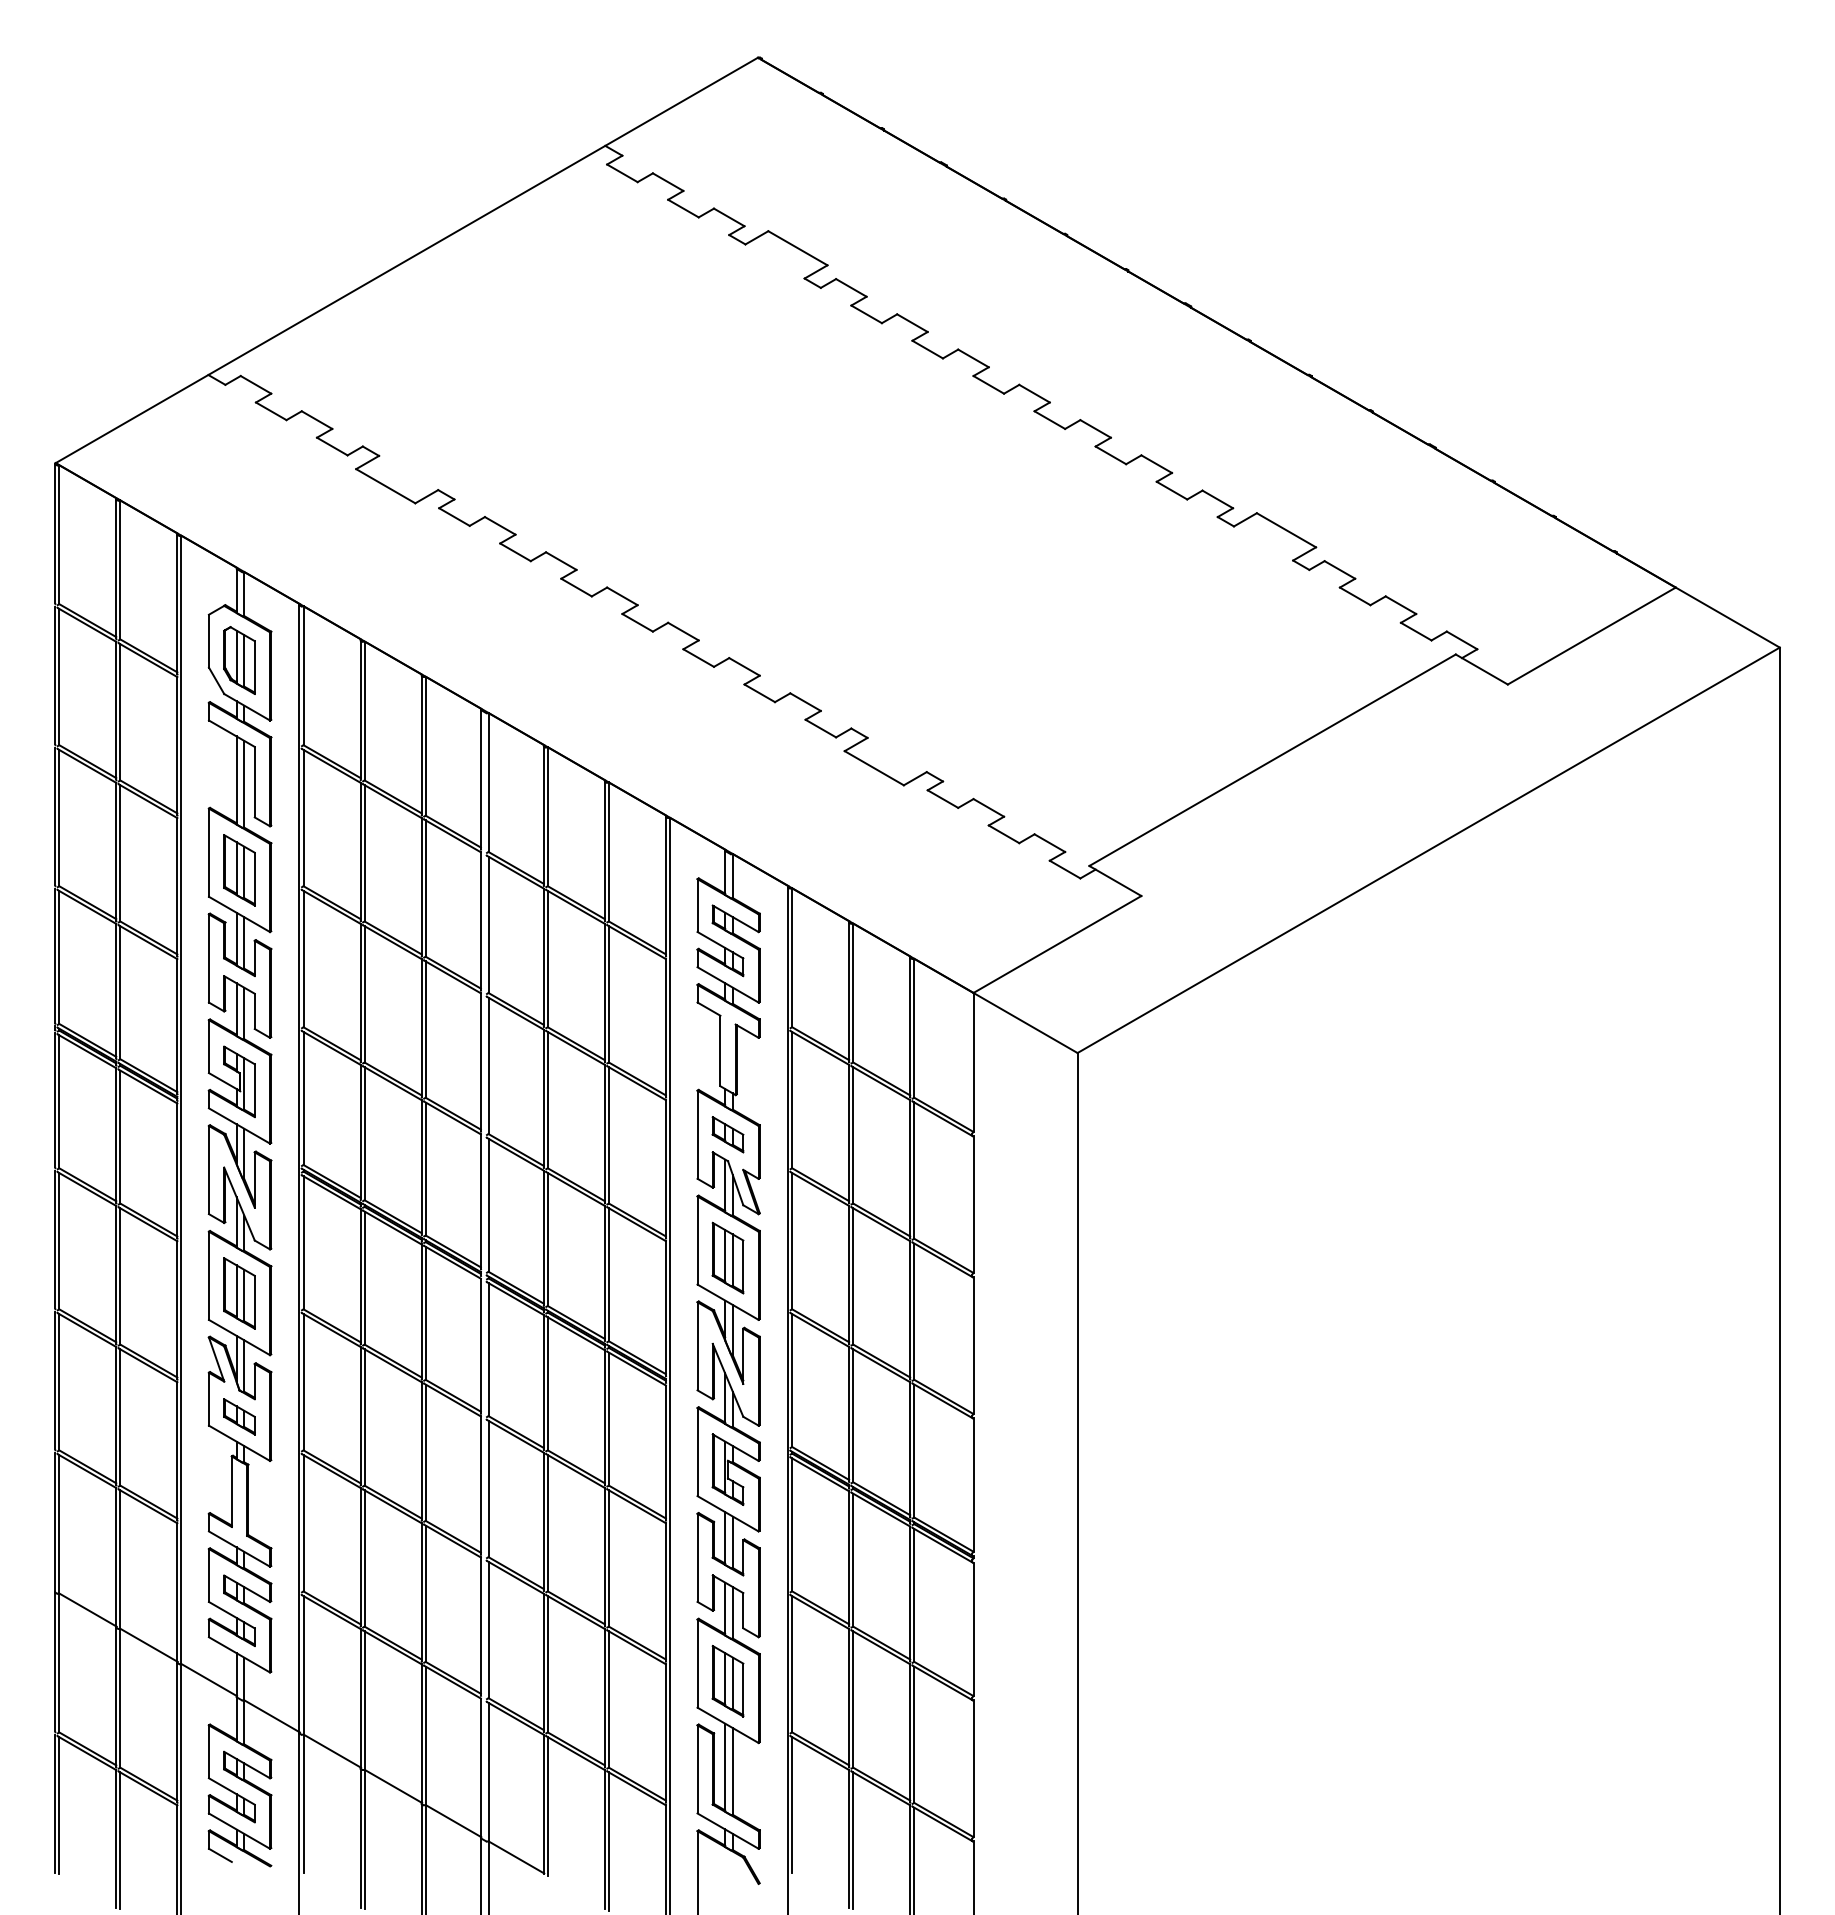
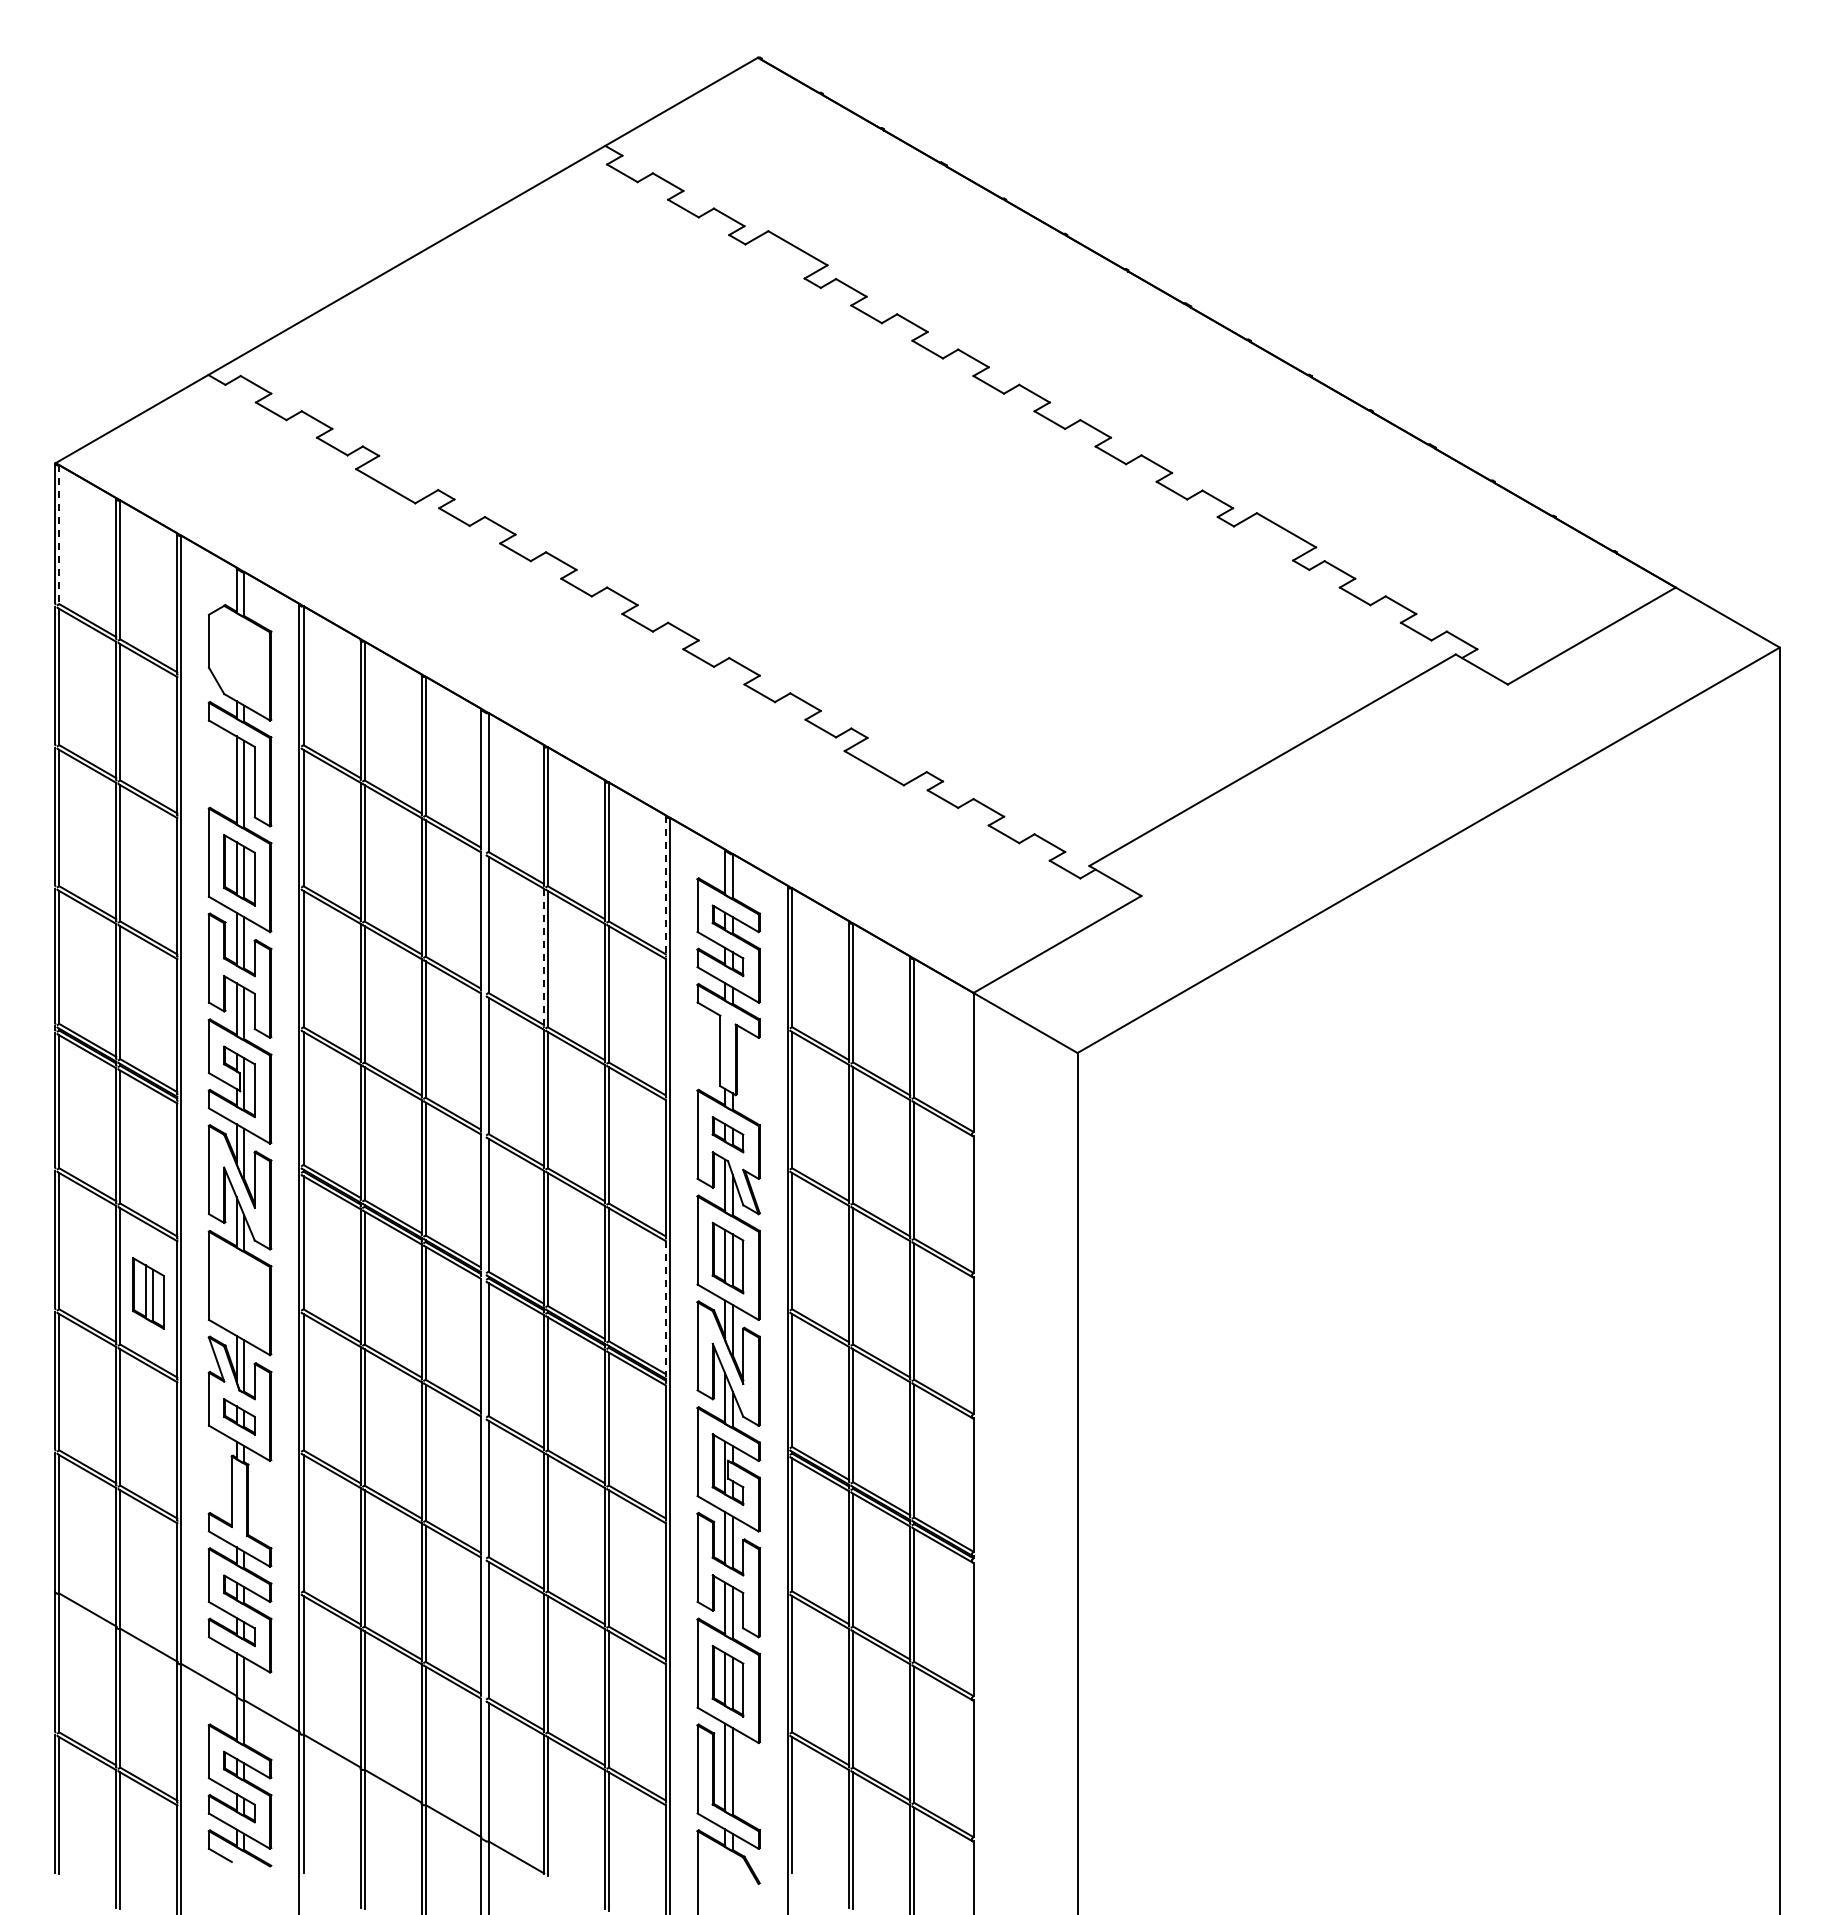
line: solid -> dashed (59, 535)
part: present -> none (239, 660)
line: solid -> dashed (665, 886)
line: solid -> dashed (543, 957)
part position: (239, 1293) -> (148, 1293) (148, 1293)
line: solid -> dashed (665, 1308)
